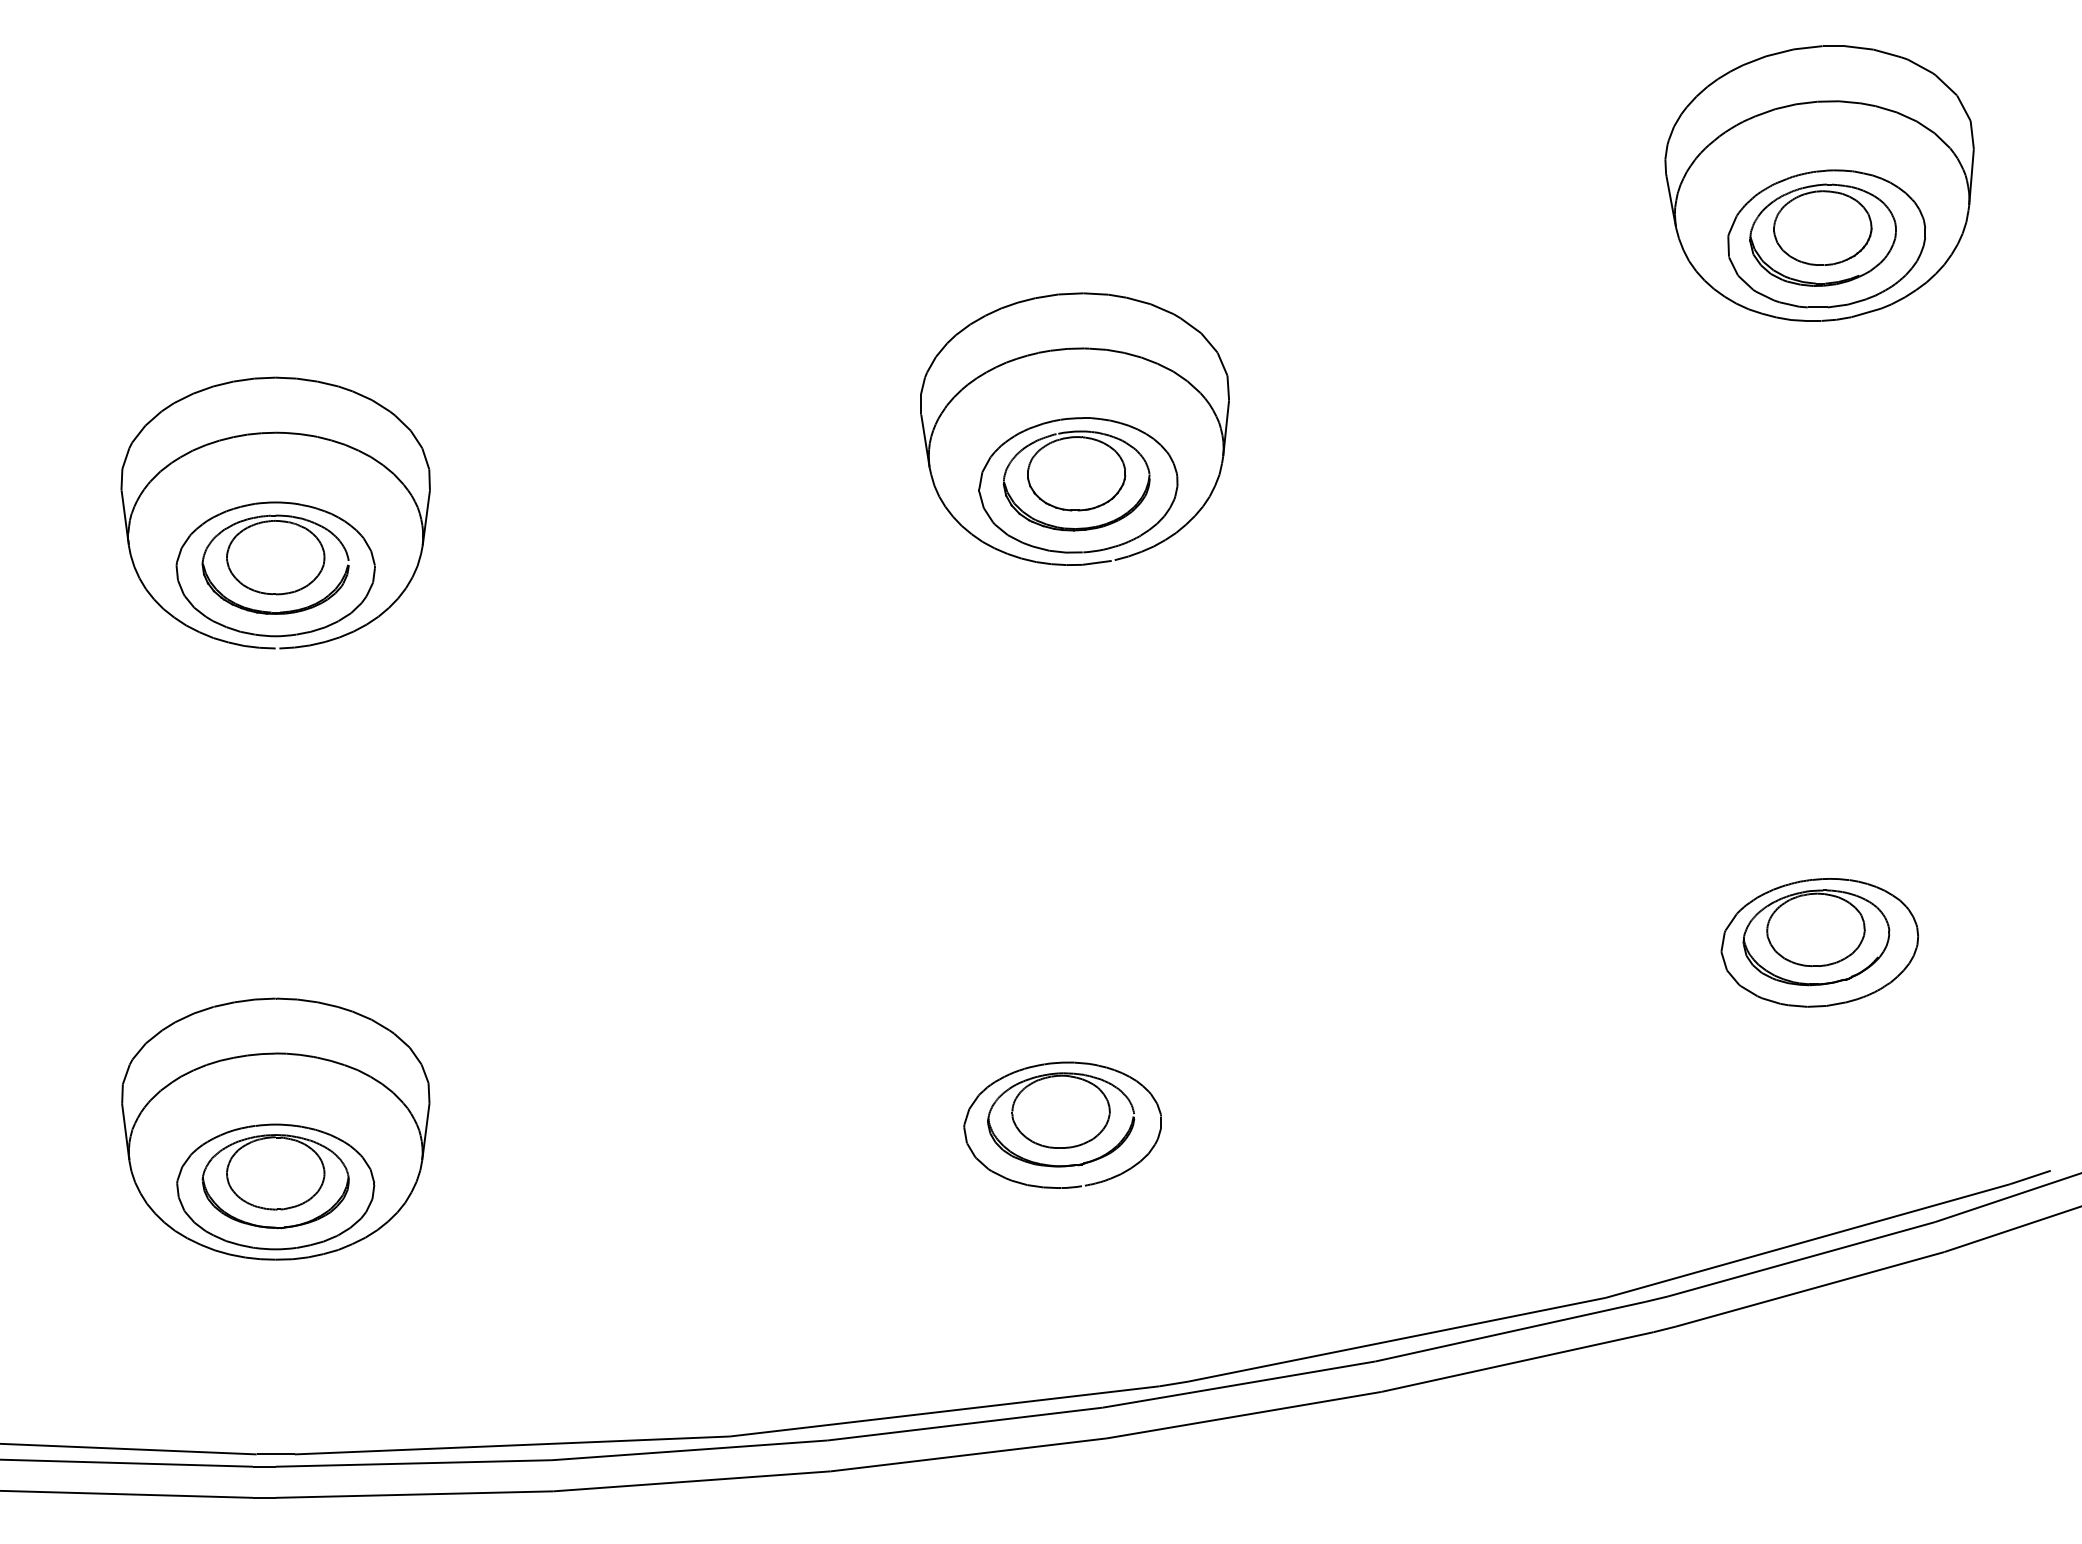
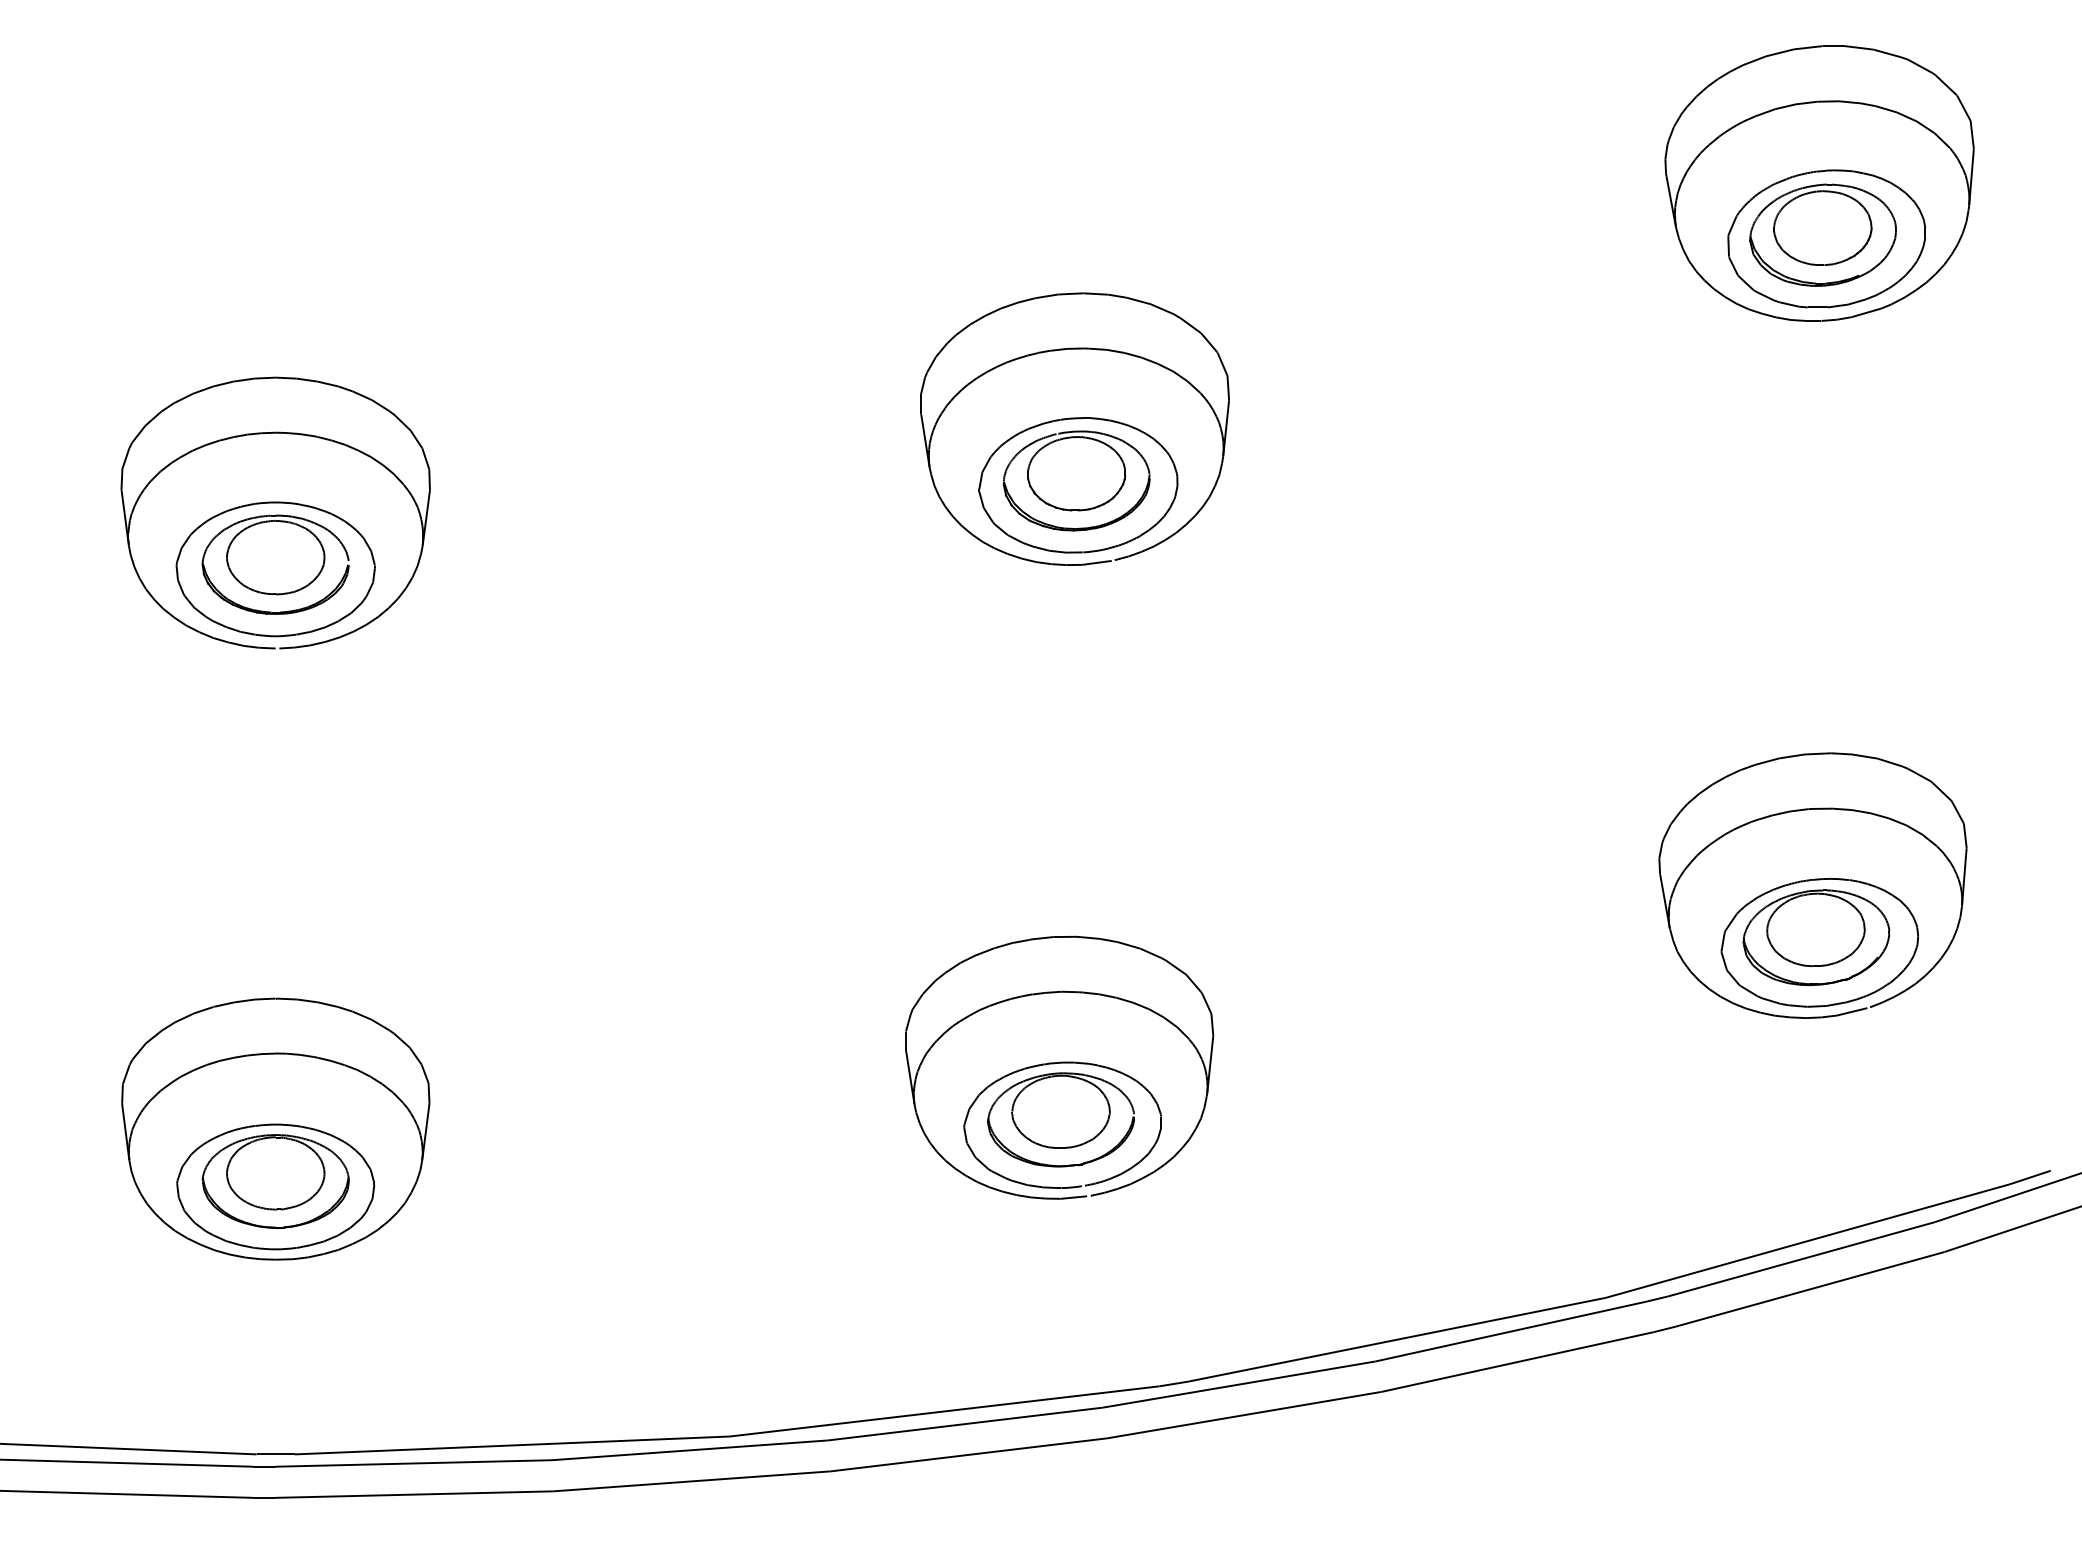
part: none -> present (1800, 811)
part: none -> present (1055, 993)
